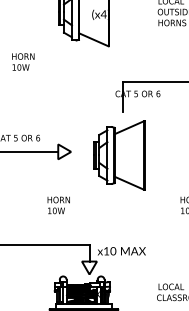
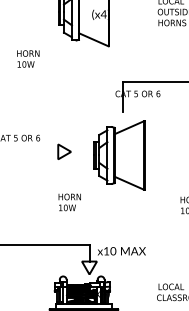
text position: (23, 61) -> (28, 58) (28, 58)
line: present -> none (30, 151)
text position: (58, 205) -> (69, 202) (69, 202)
